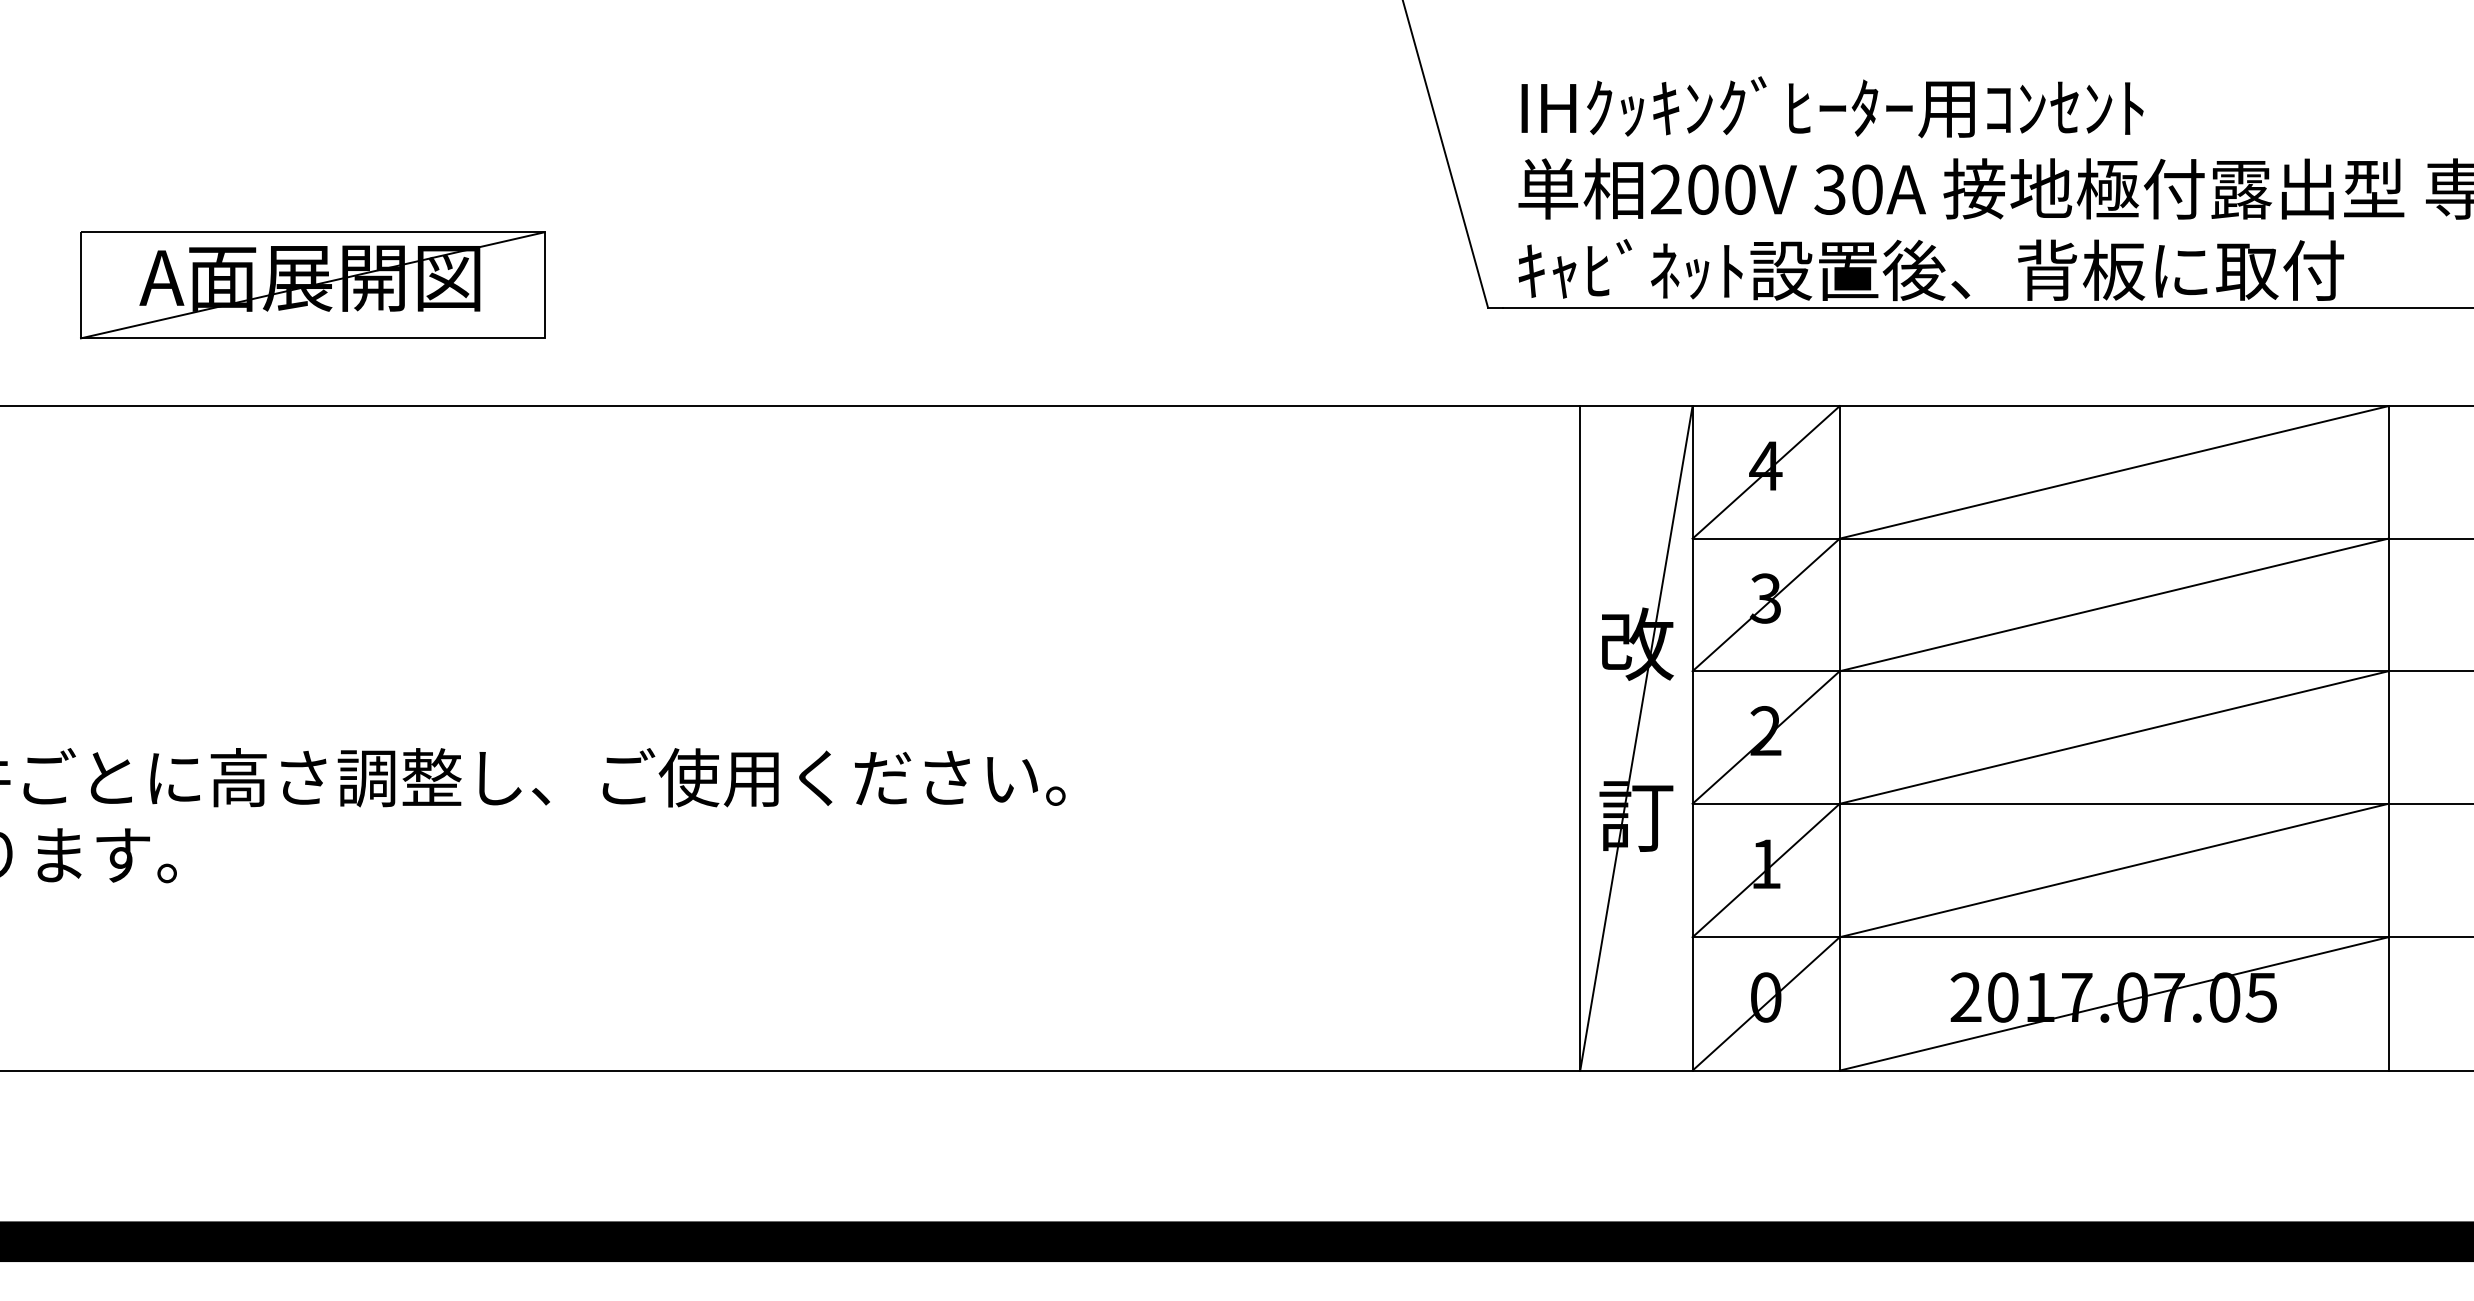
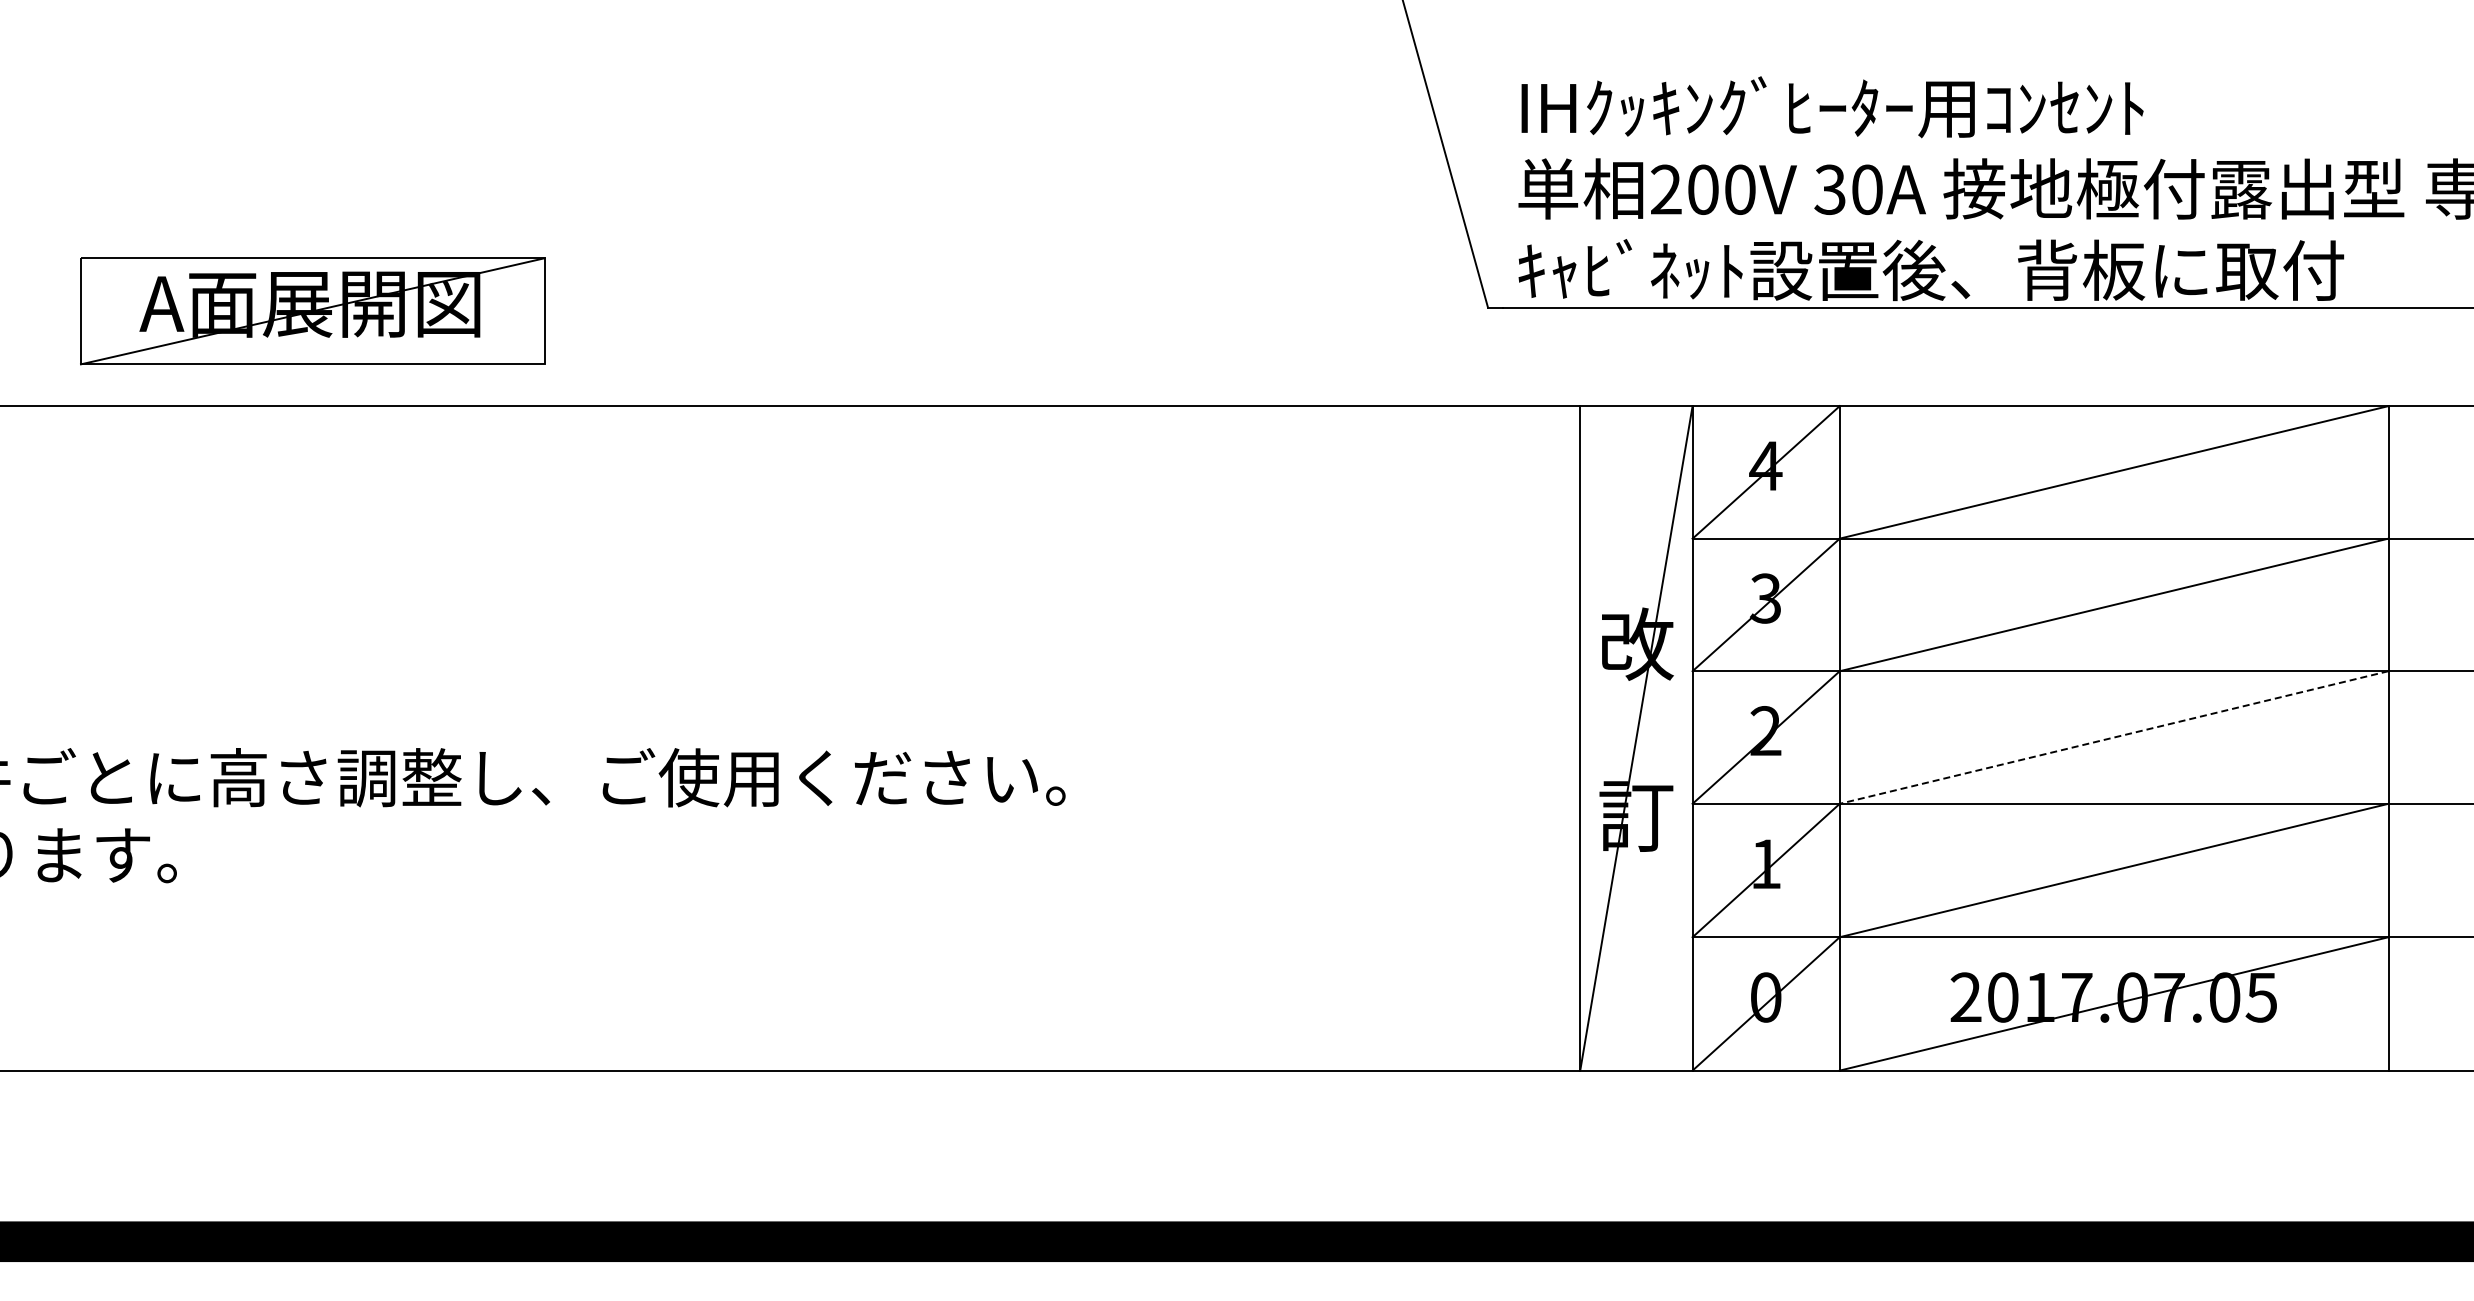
part position: (312, 285) -> (312, 311) (312, 311)
line: solid -> dashed (2113, 737)
